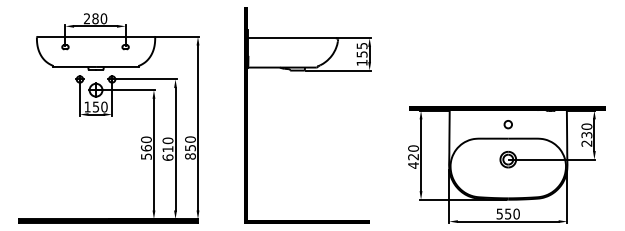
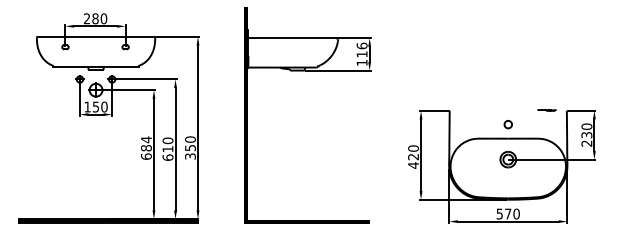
text: 155 -> 116 (361, 49)
fill: present -> none (507, 108)
text: 560 -> 684 (146, 147)
text: 850 -> 350 (190, 156)
text: 550 -> 570 (508, 213)
